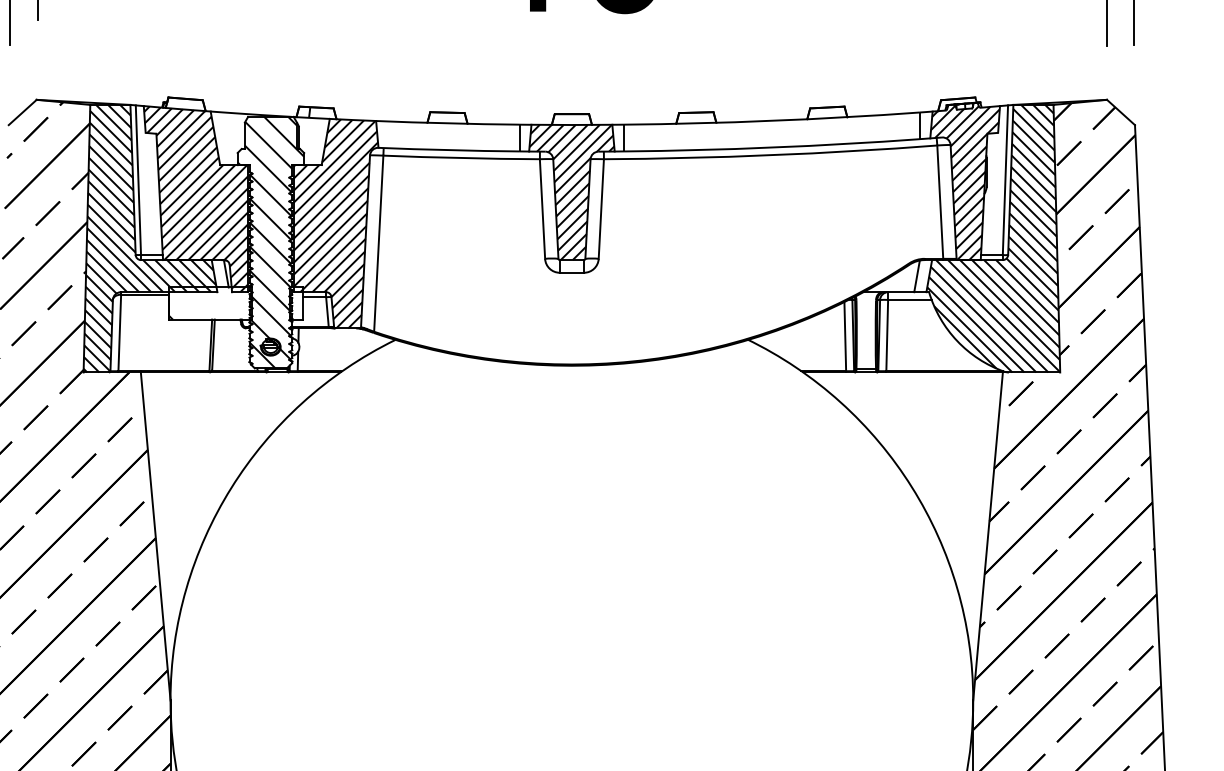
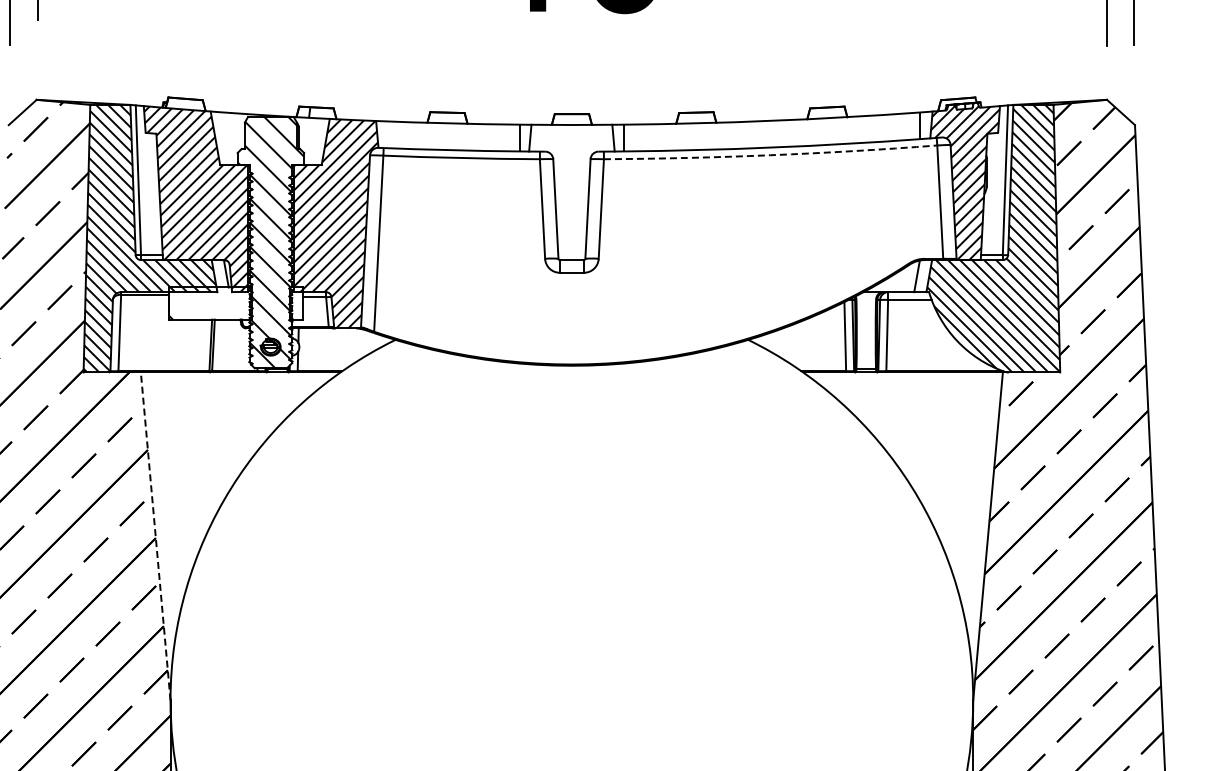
arc: solid -> dashed (770, 155)
hatch: present -> none (571, 192)
line: solid -> dashed (155, 535)
